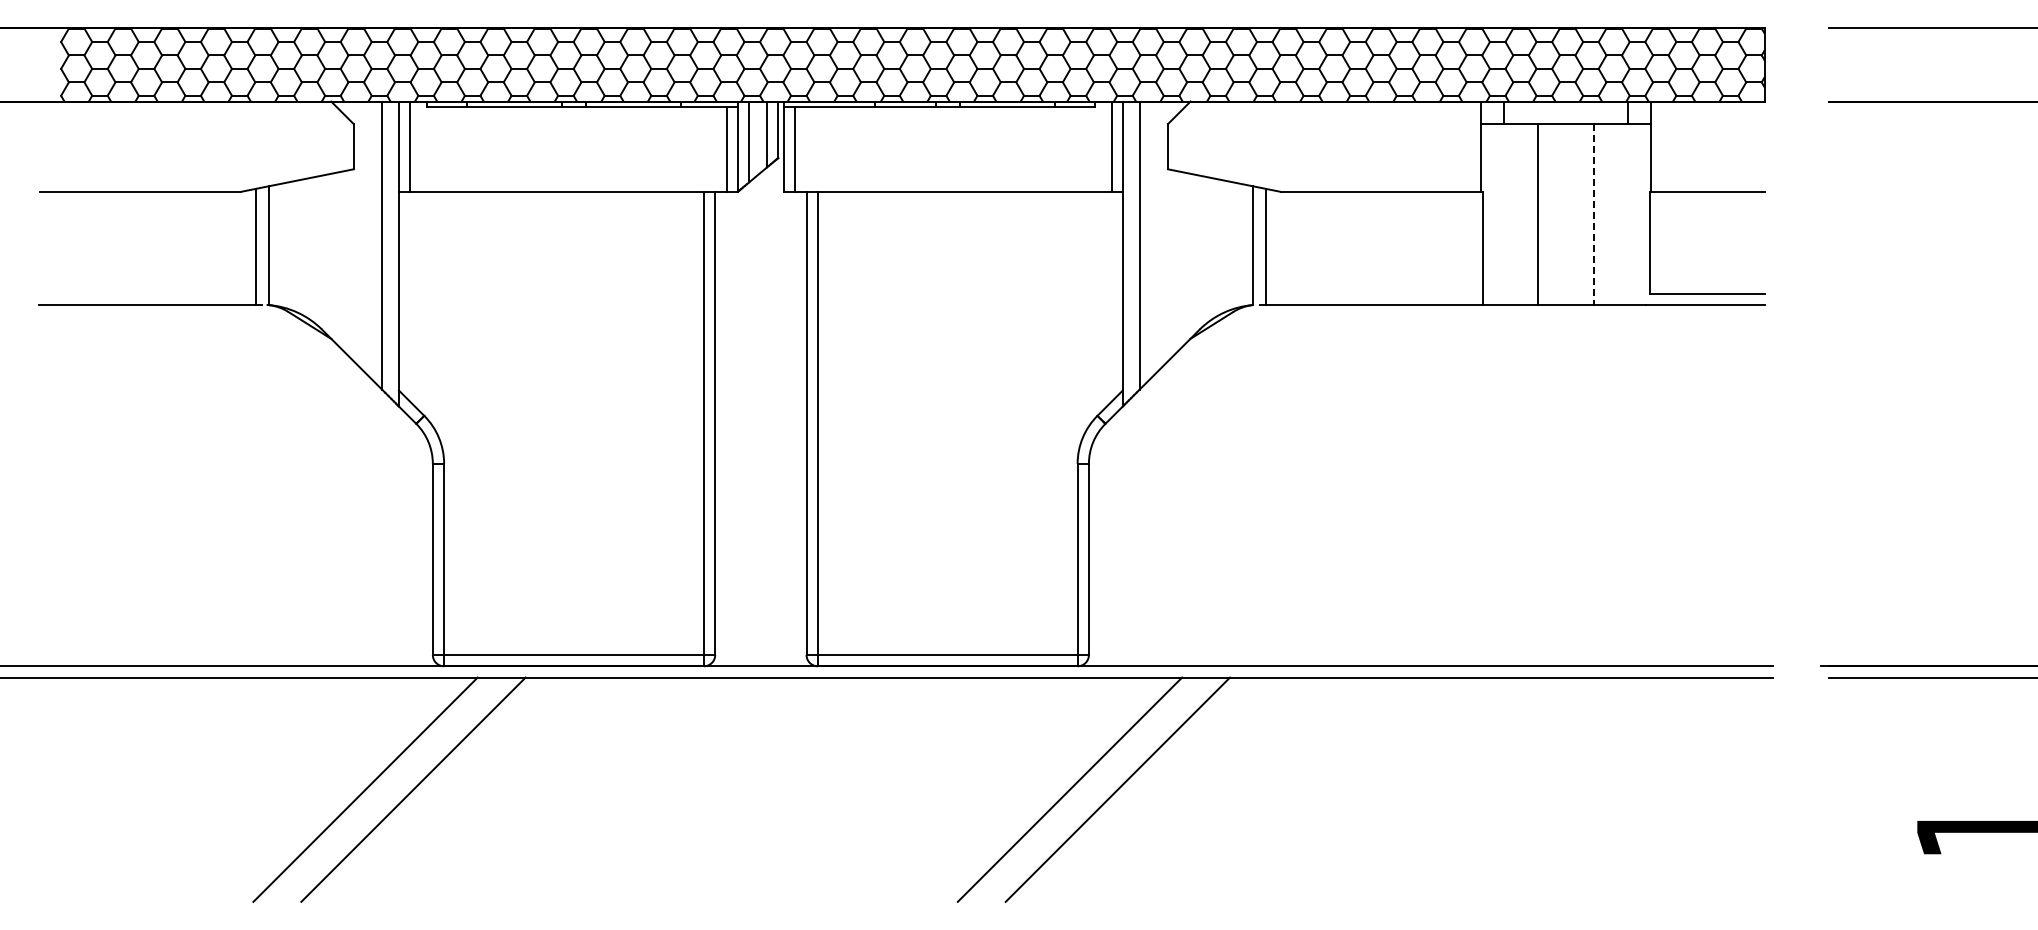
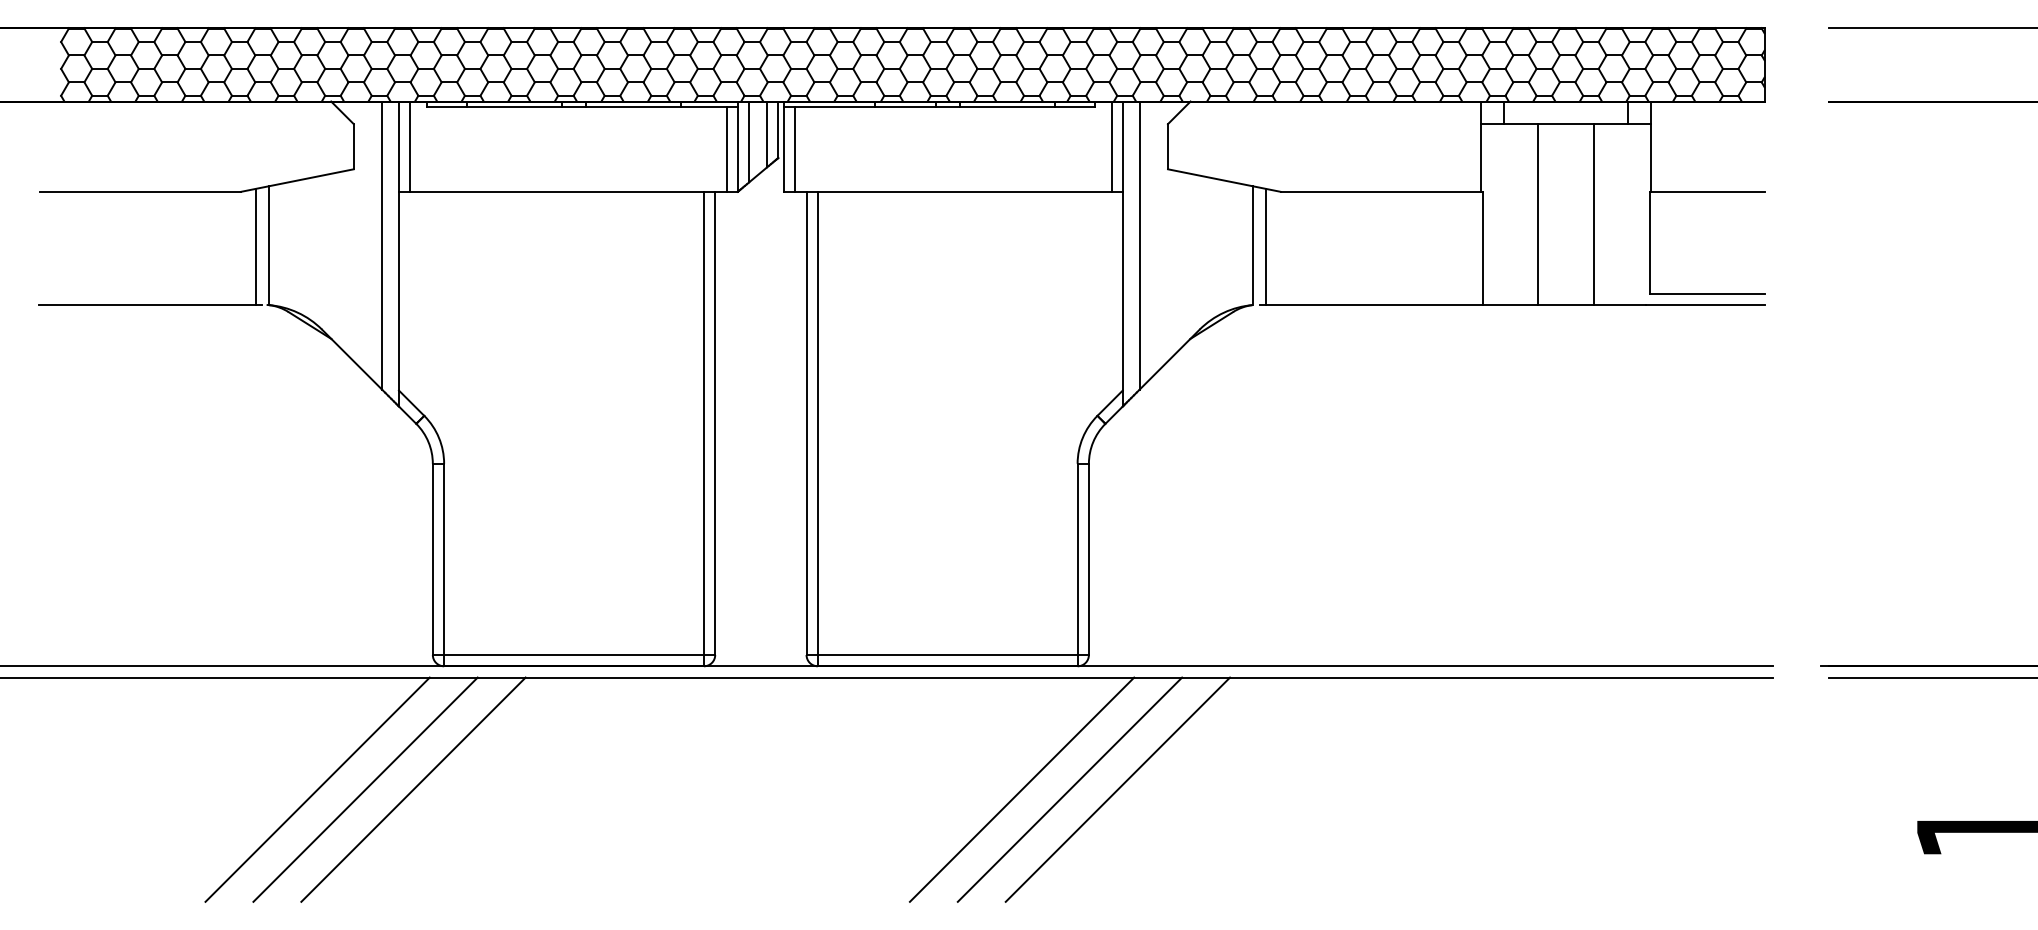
line: dashed -> solid (1594, 214)
line: none -> present (317, 789)
line: none -> present (1021, 789)
